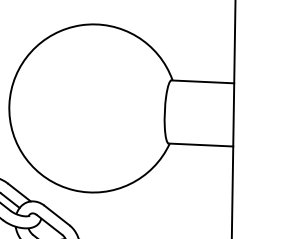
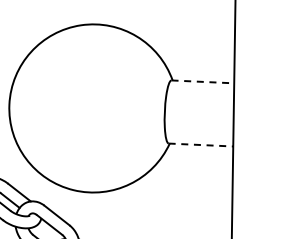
line: solid -> dashed (203, 81)
line: solid -> dashed (201, 145)
